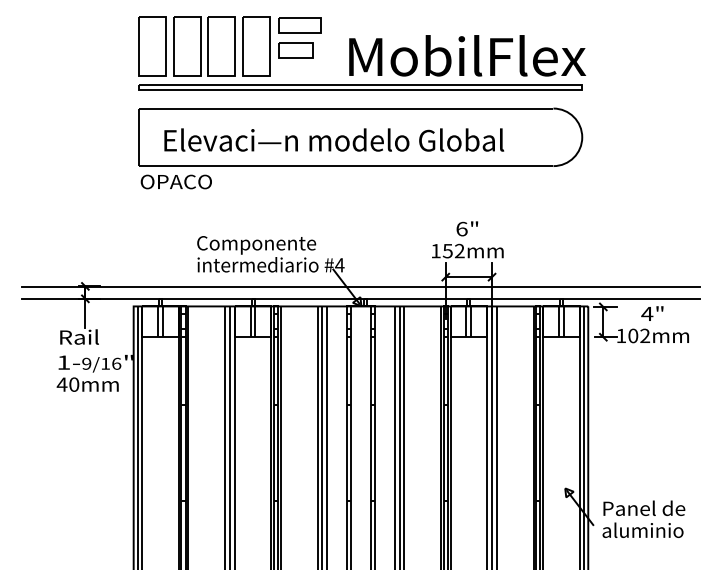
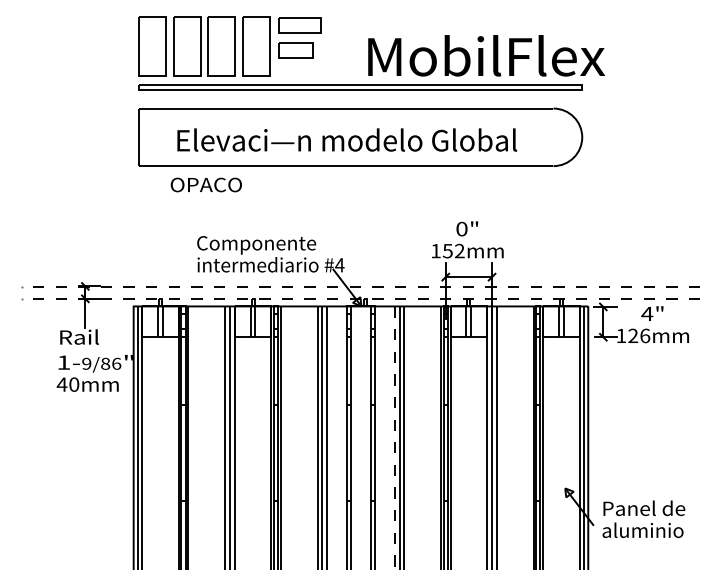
text position: (467, 55) -> (486, 55) (486, 55)
text position: (334, 139) -> (347, 139) (347, 139)
text position: (175, 181) -> (205, 184) (205, 184)
text: 6" -> 0" (461, 228)
line: solid -> dashed (360, 286)
line: solid -> dashed (360, 299)
text: 102mm -> 126mm (639, 335)
text: 9/16 -> 9/86 (105, 363)
line: solid -> dashed (394, 438)
